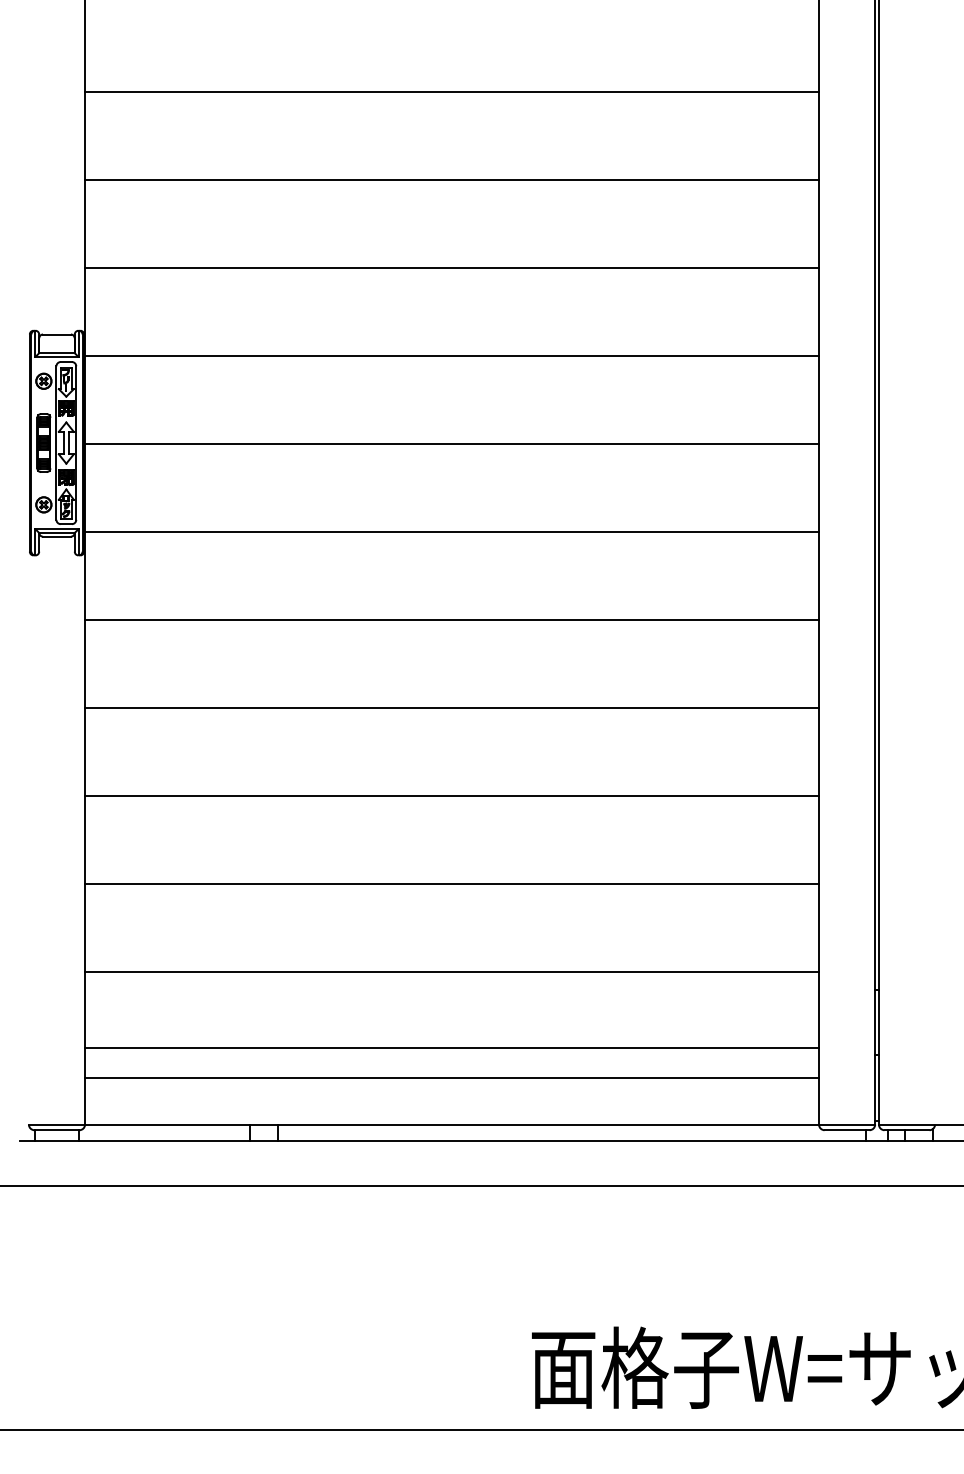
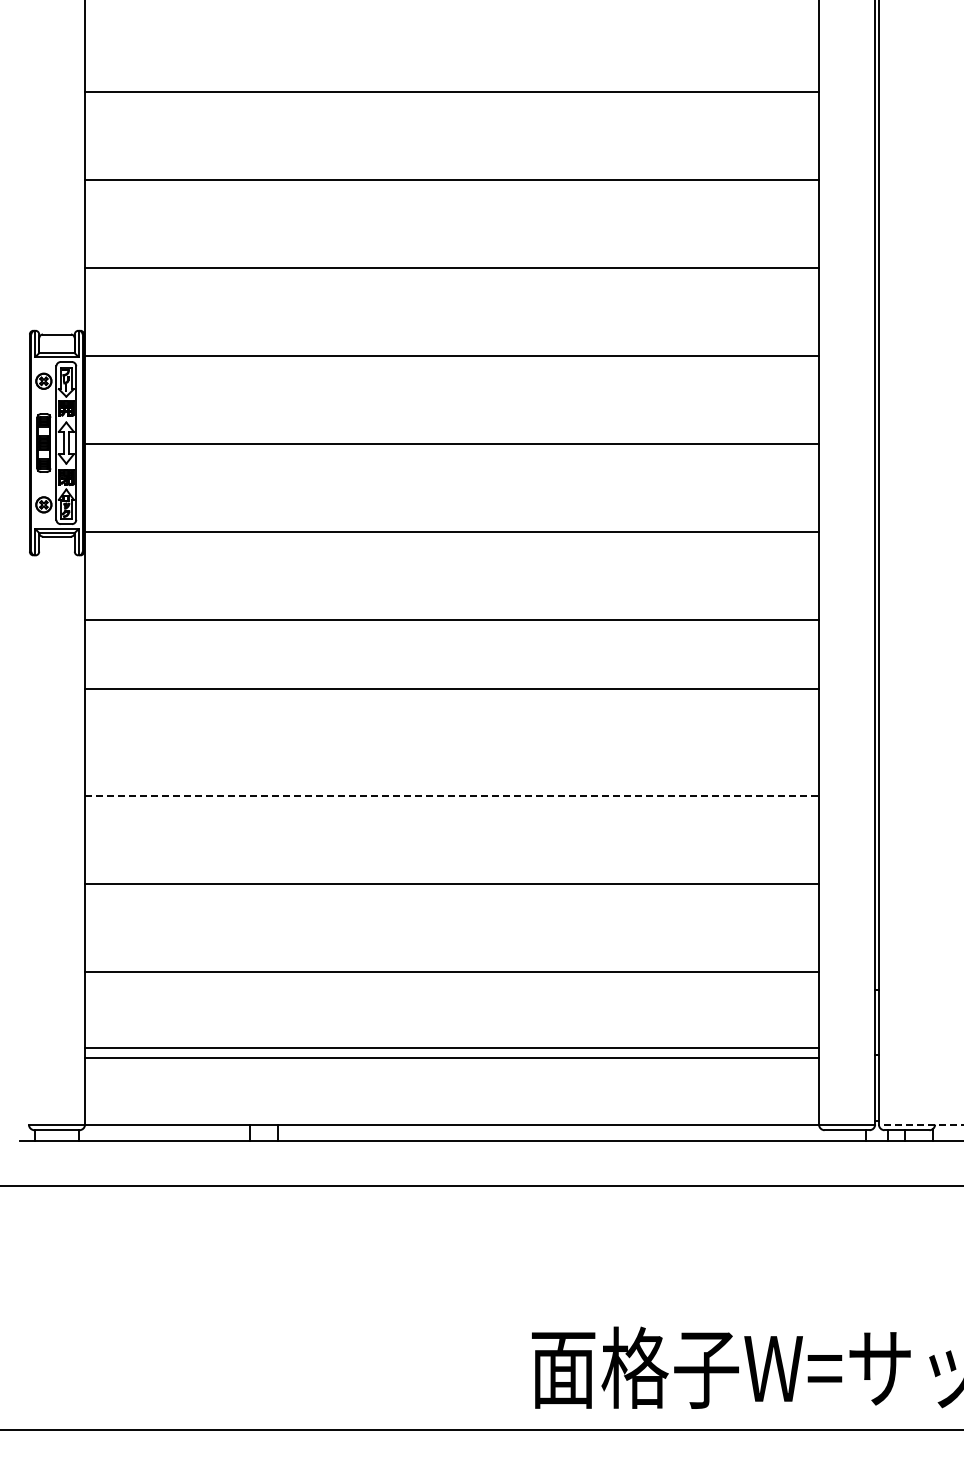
line position: (452, 707) -> (452, 688) (452, 688)
line: solid -> dashed (452, 795)
line position: (452, 1077) -> (452, 1057) (452, 1057)
line: solid -> dashed (920, 1124)
